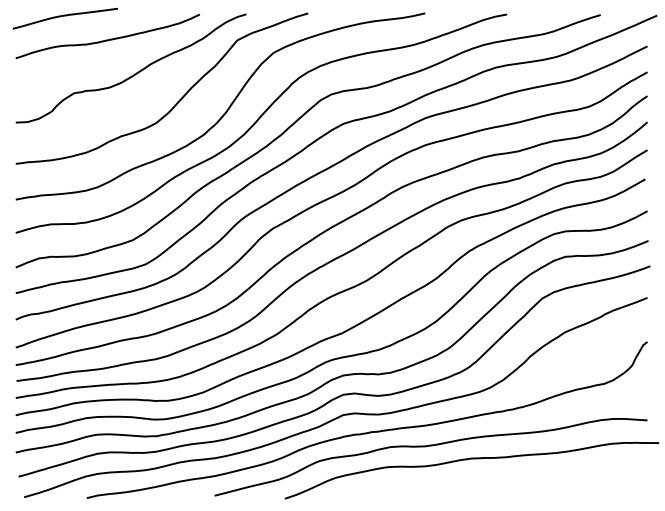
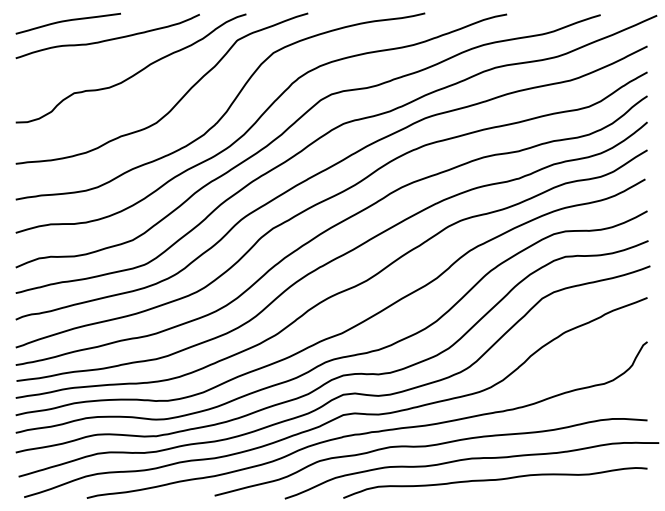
curve position: (64, 16) -> (67, 21) (67, 21)
curve: none -> present (495, 480)
